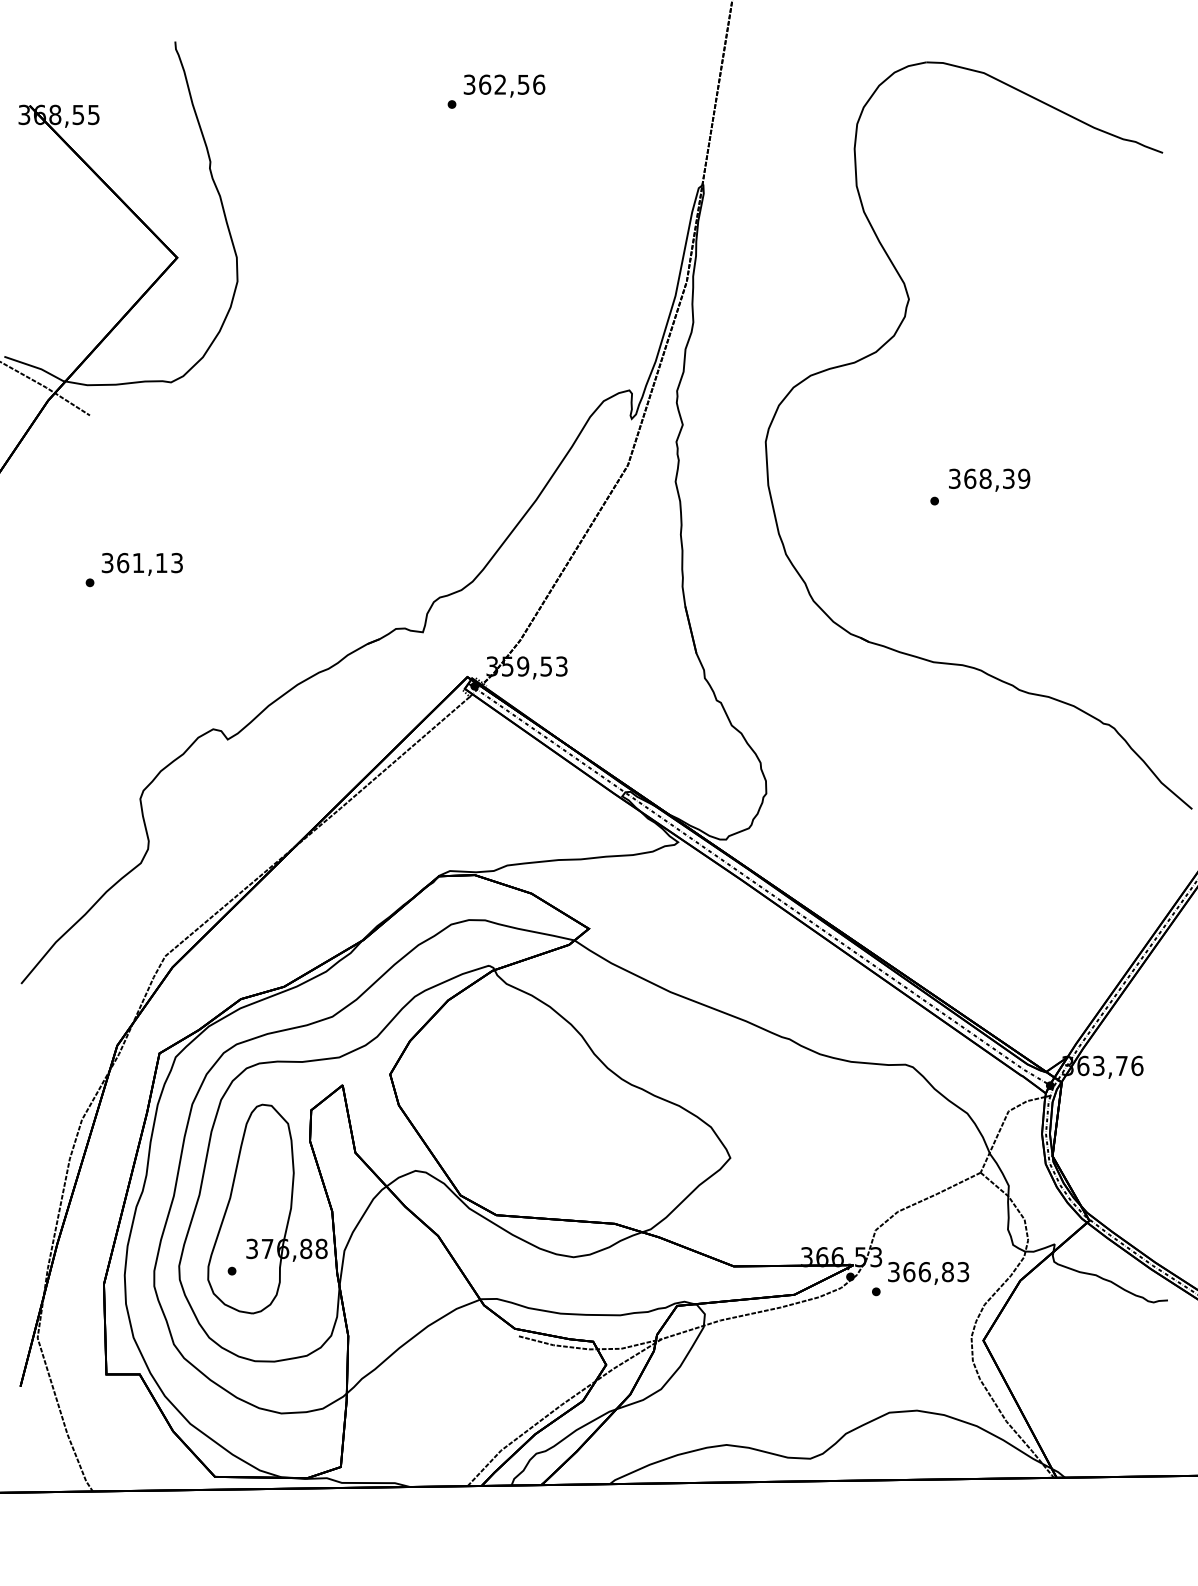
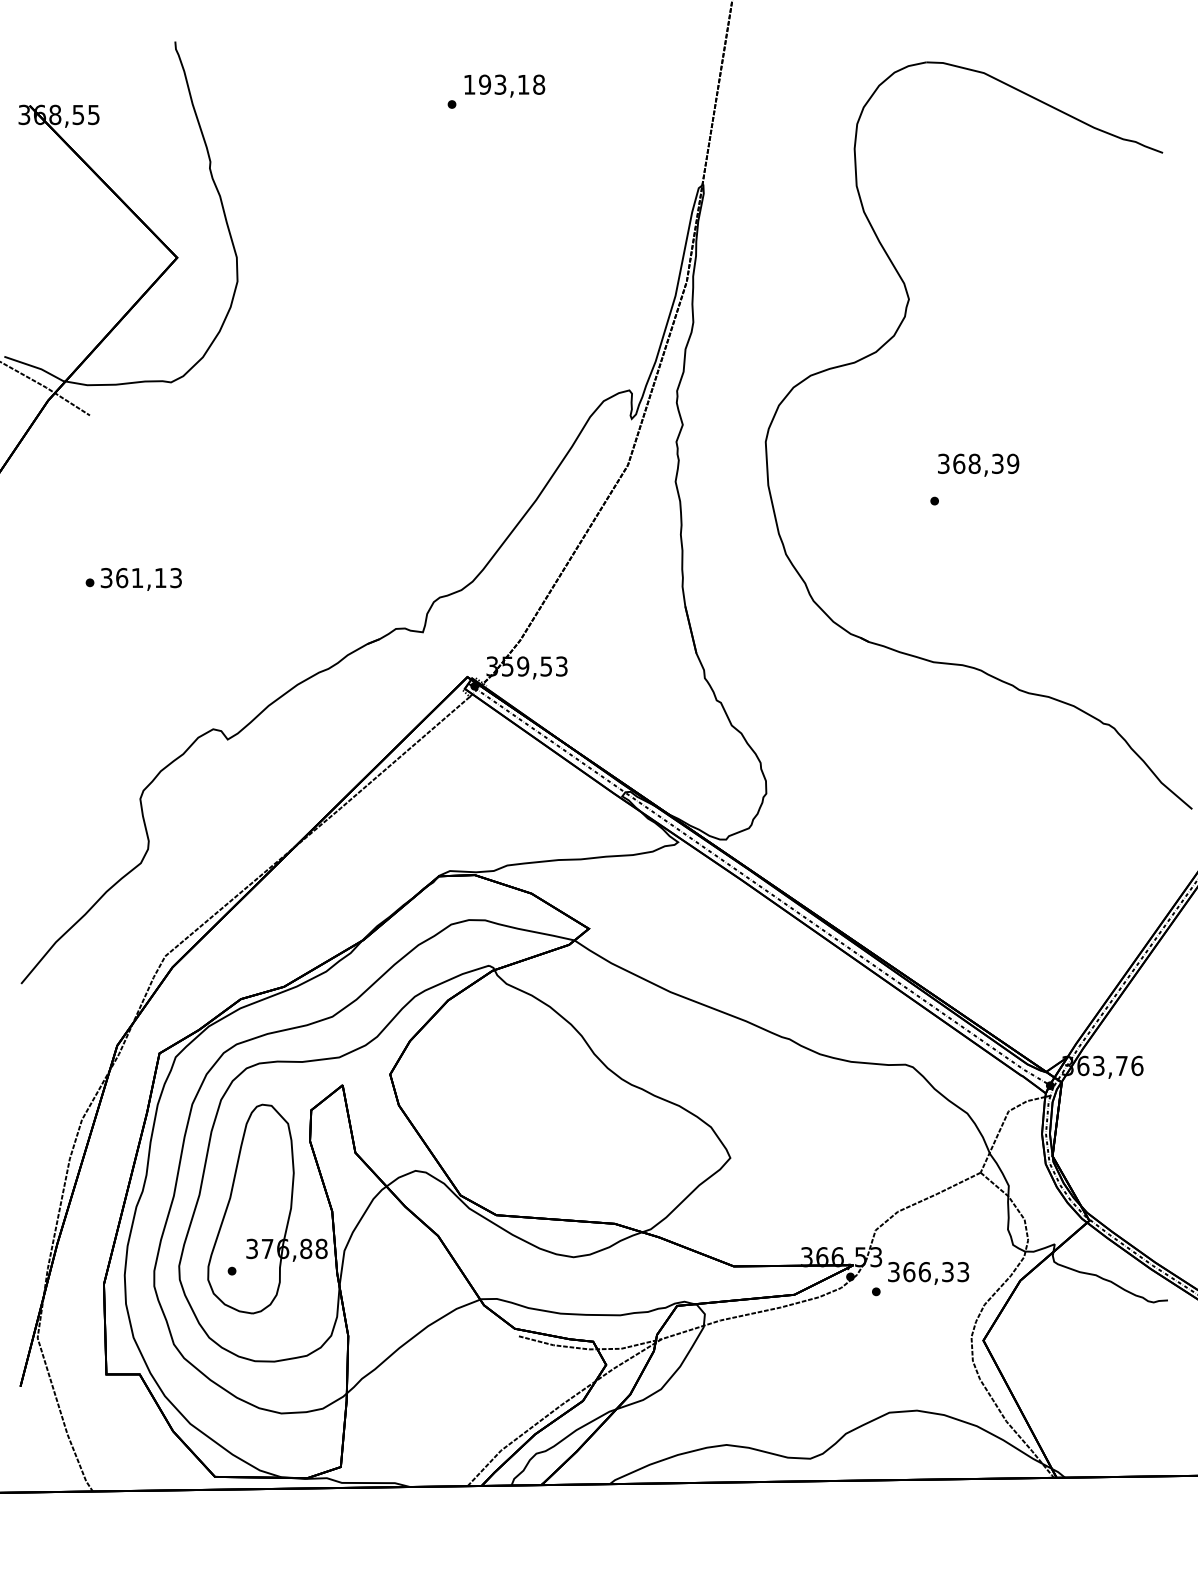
text: 362,56 -> 193,18 (504, 84)
text position: (989, 479) -> (978, 464) (978, 464)
text position: (141, 564) -> (140, 579) (140, 579)
text: 366,83 -> 366,33 (947, 1272)
